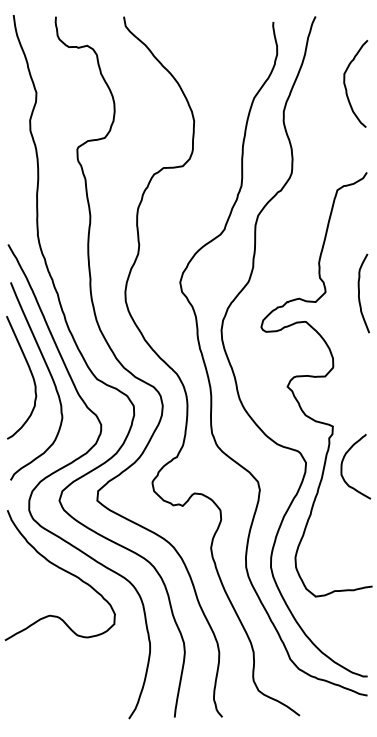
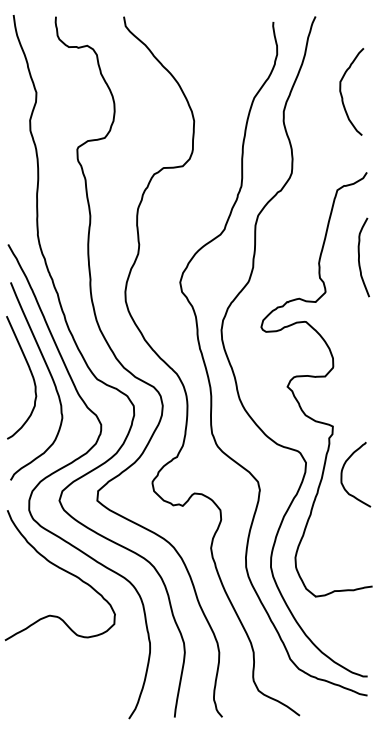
curve position: (346, 86) -> (342, 94) (342, 94)
curve position: (359, 293) -> (359, 257) (359, 257)
curve position: (343, 461) -> (343, 469) (343, 469)
